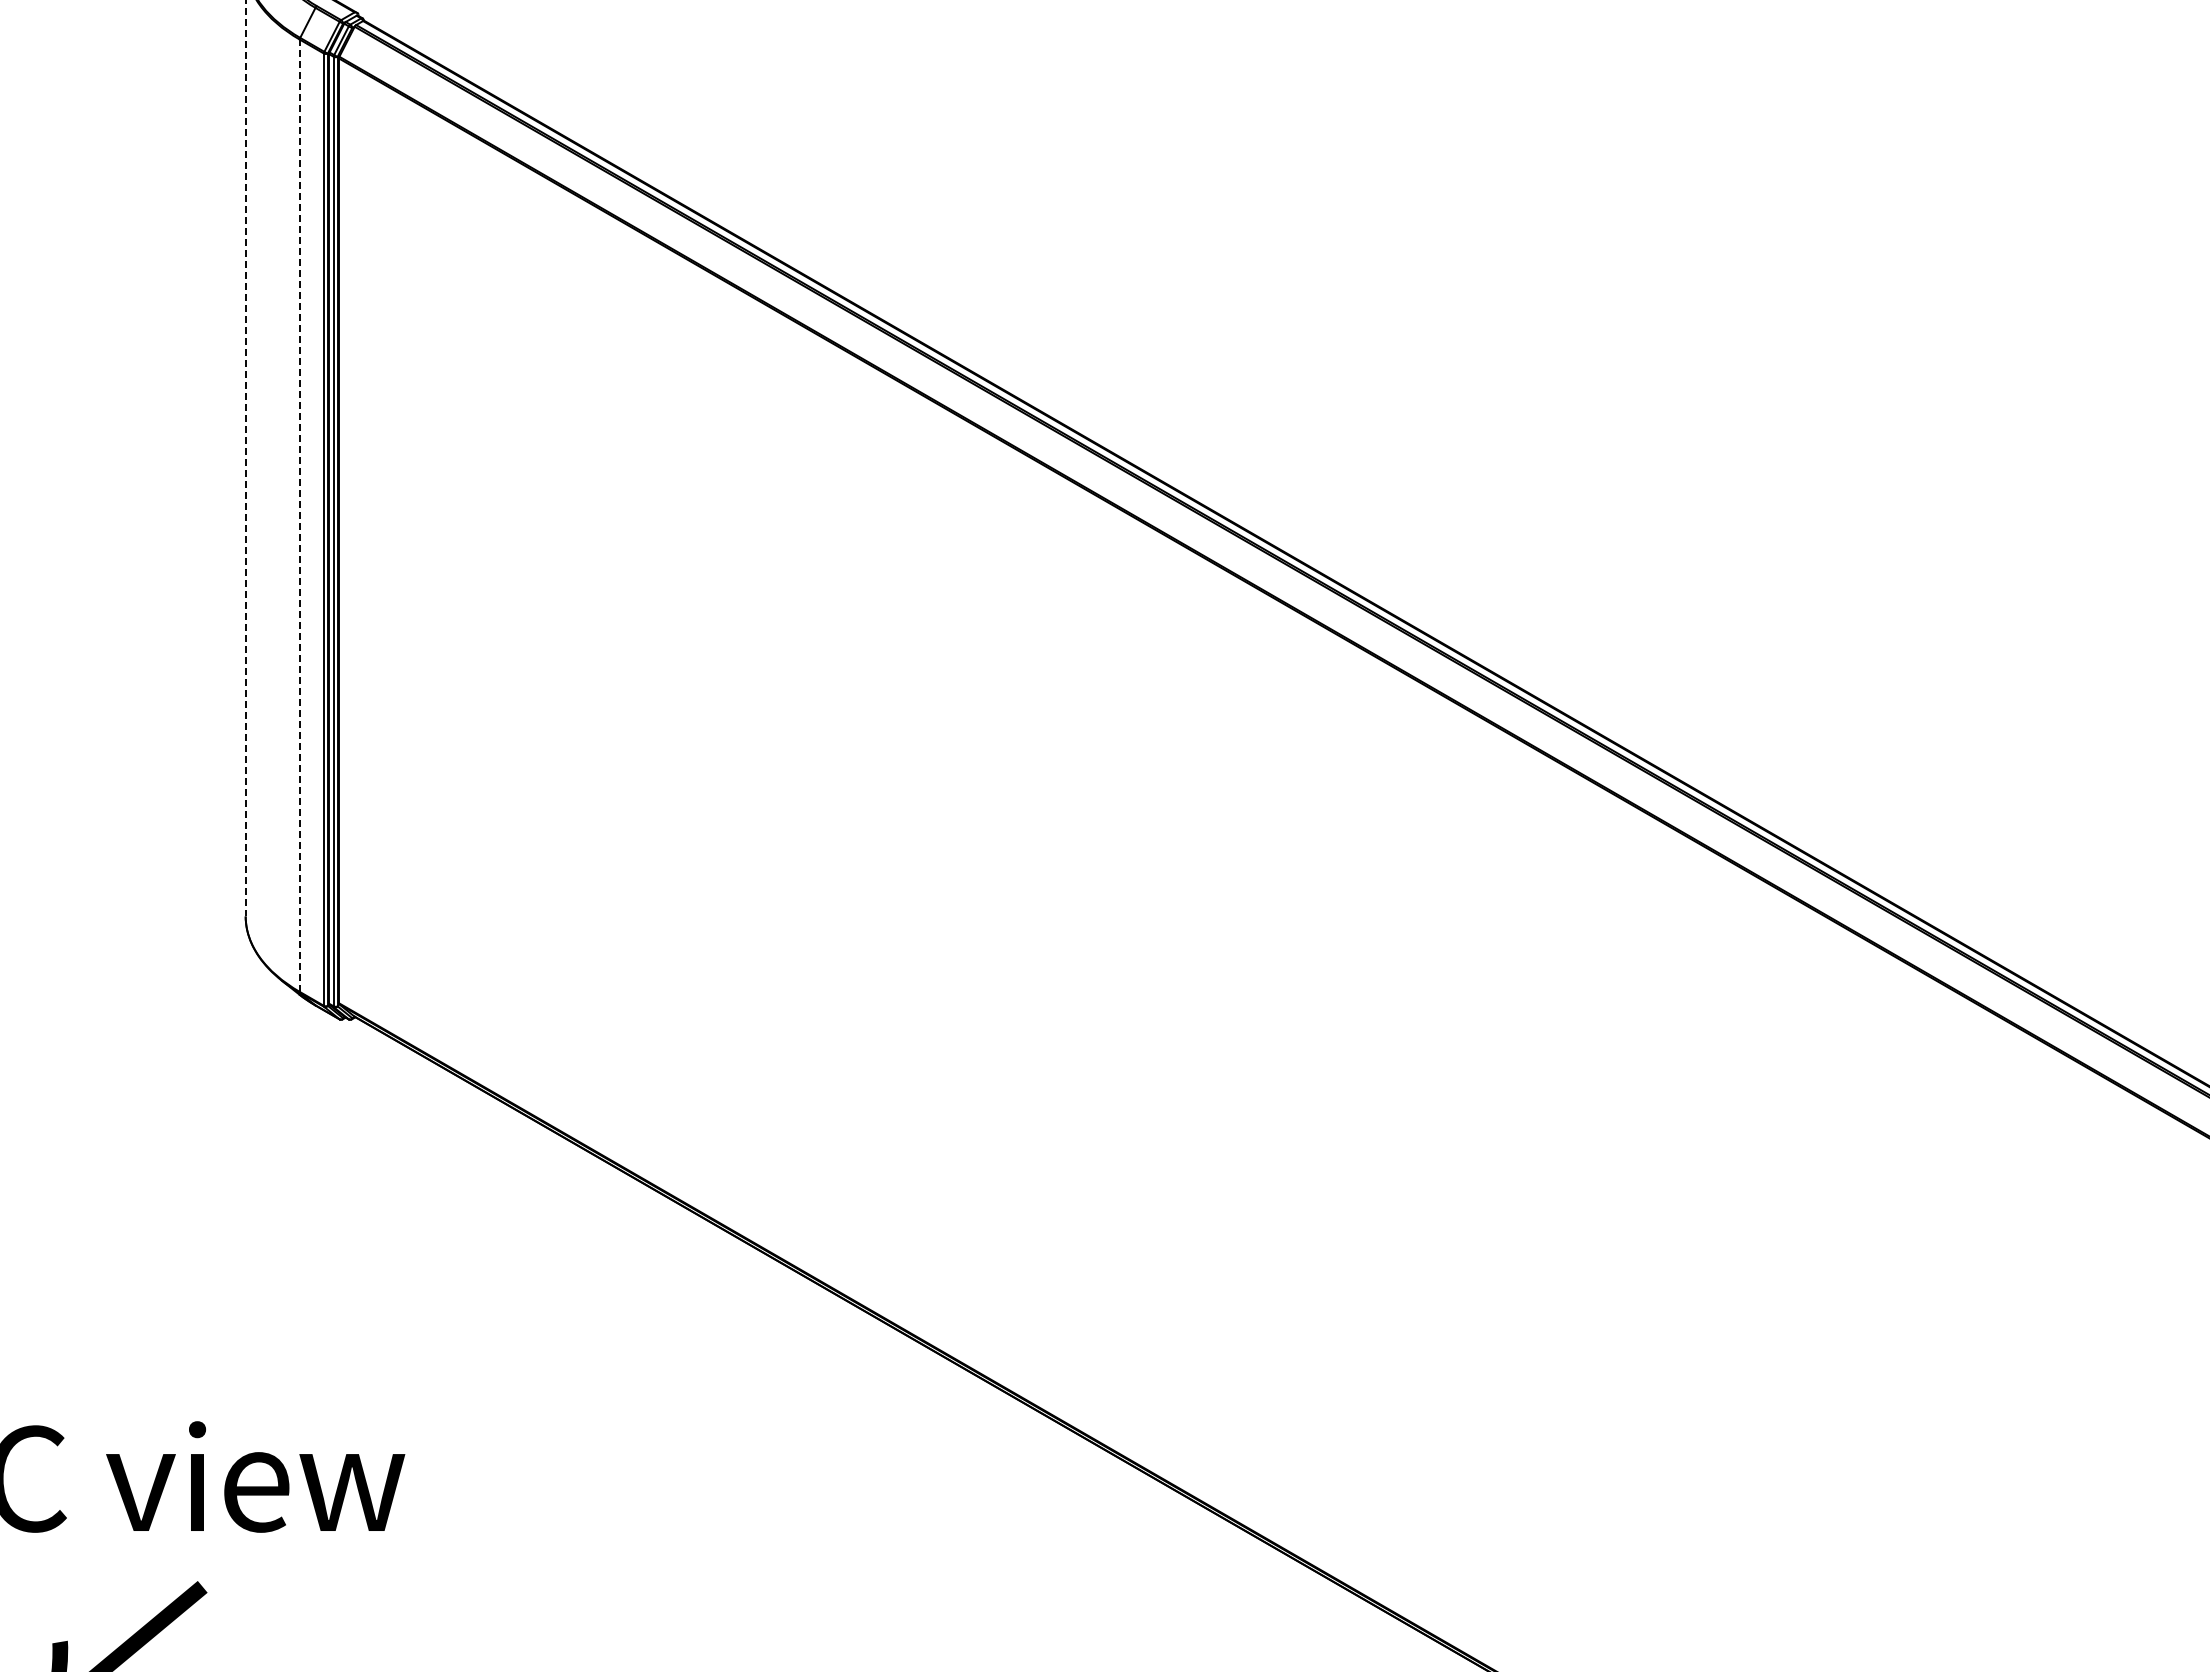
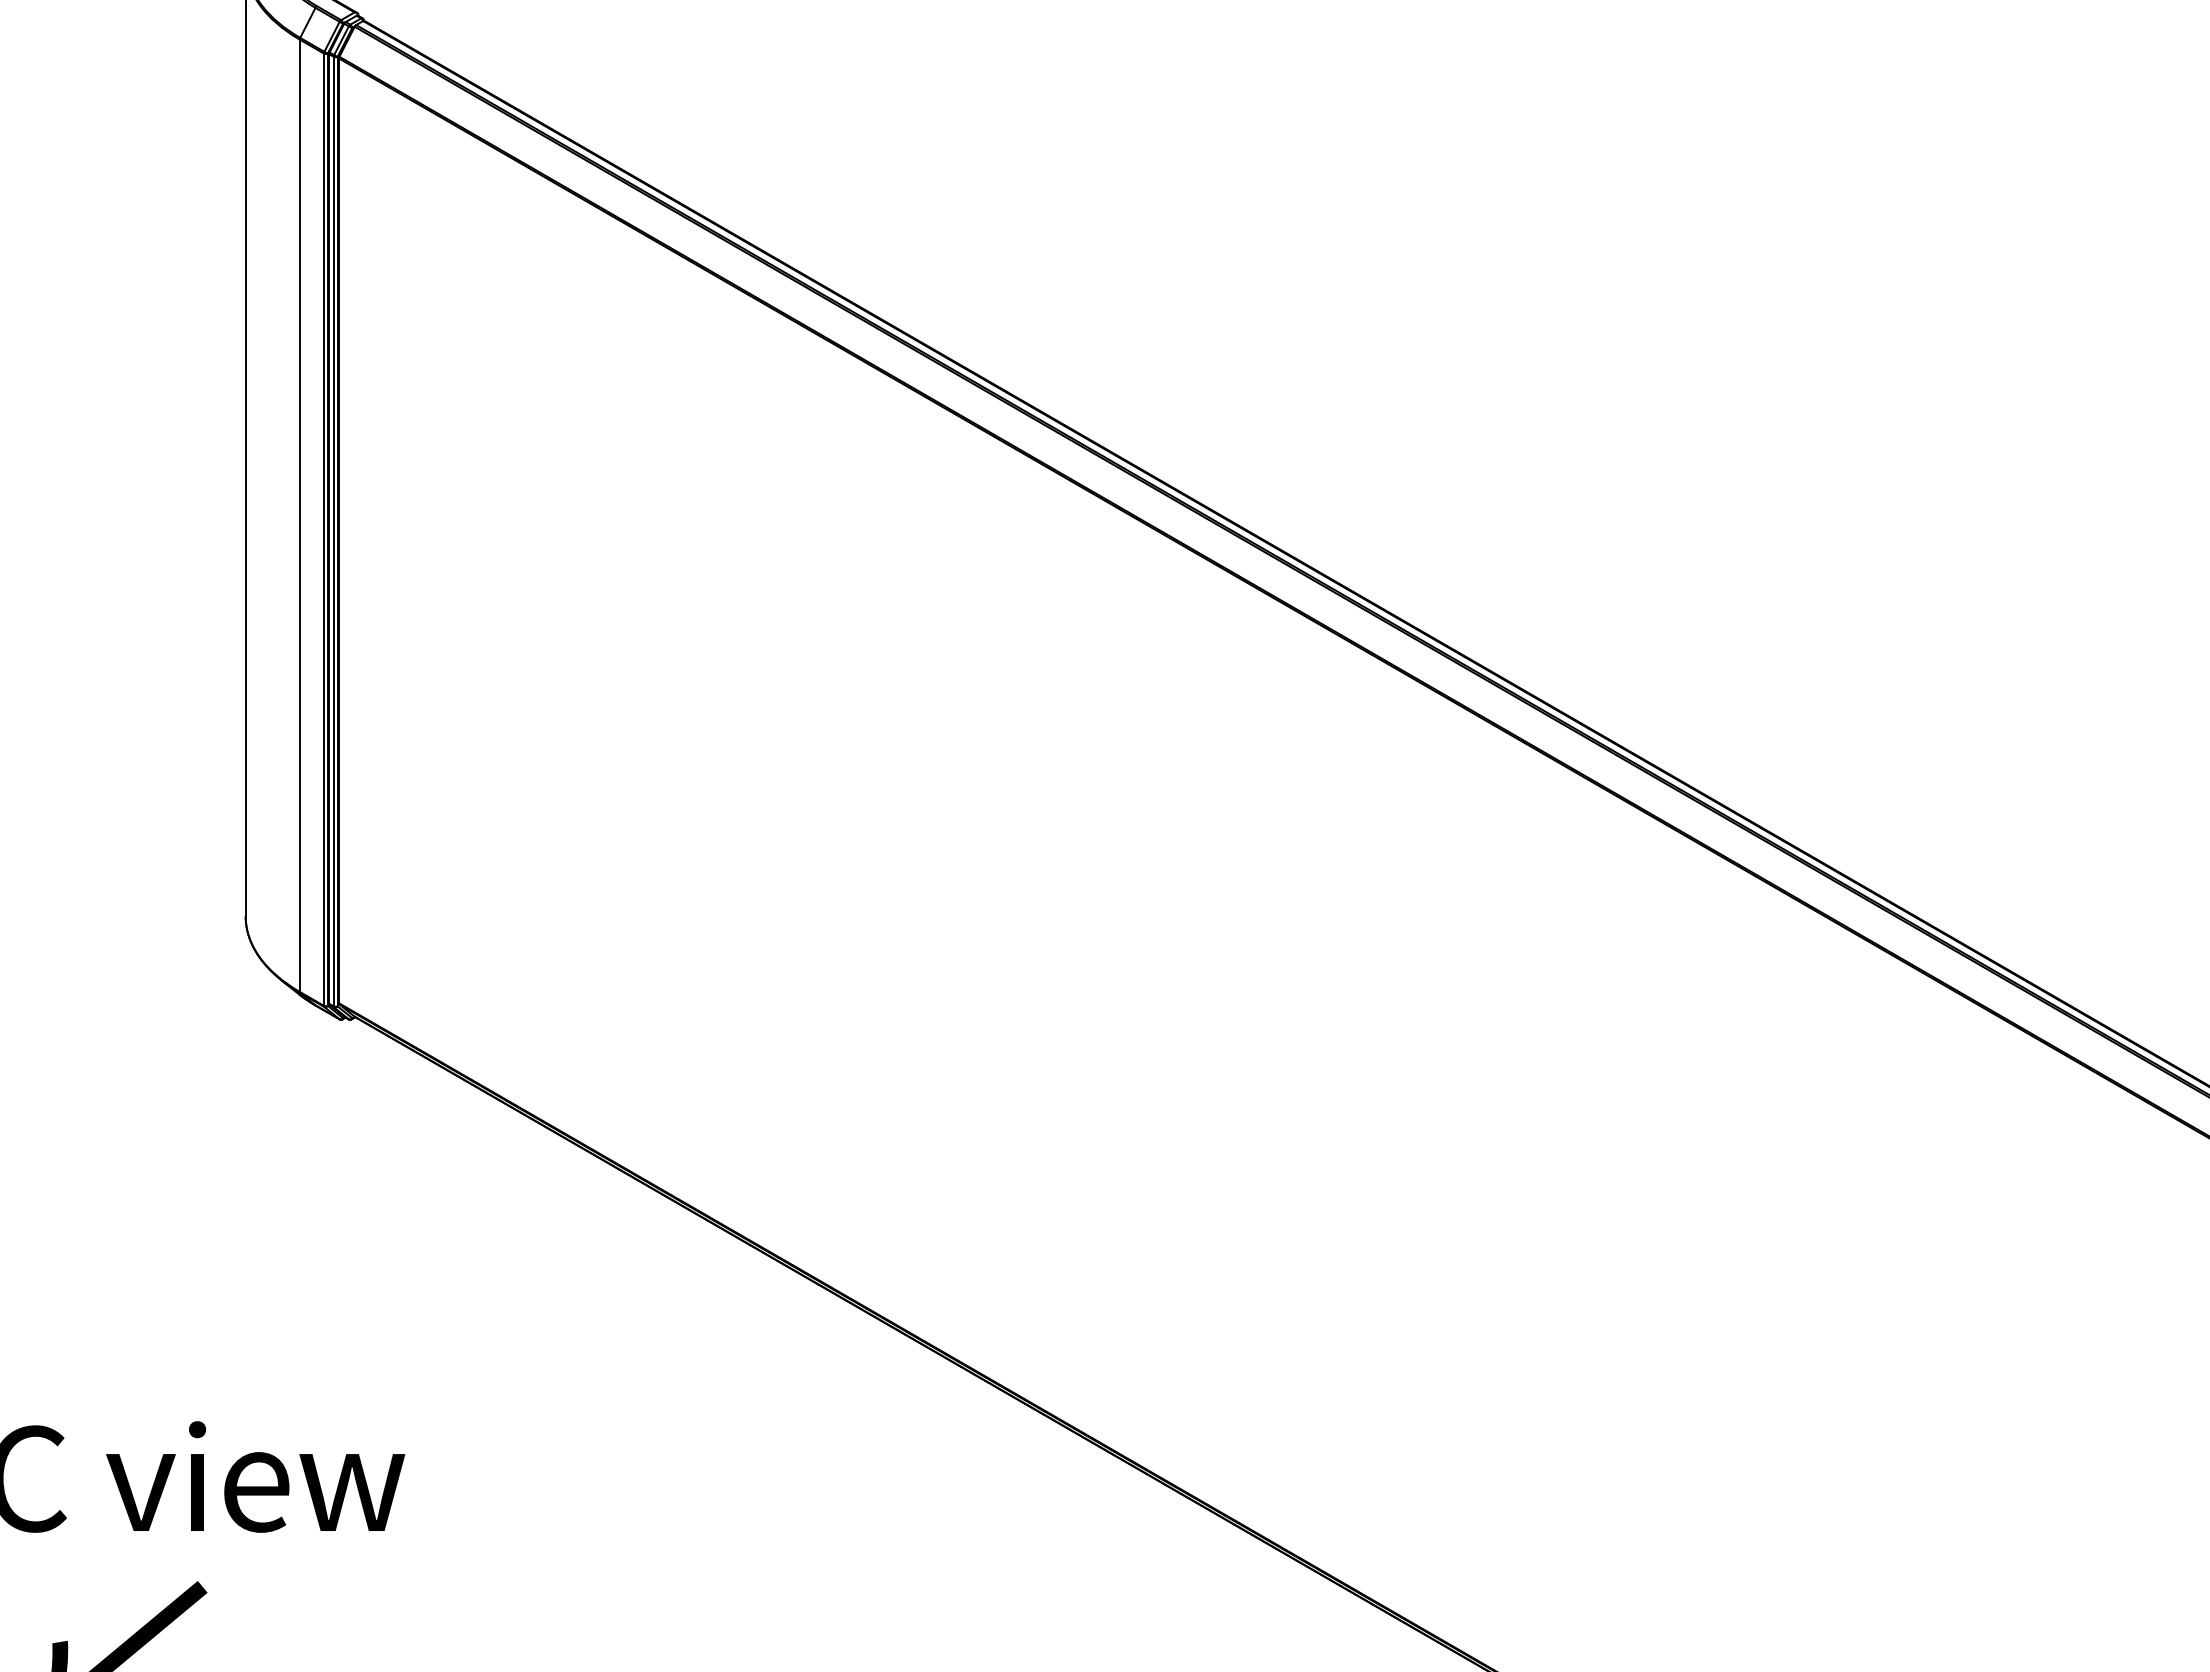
line: dashed -> solid (245, 458)
line: dashed -> solid (299, 515)
